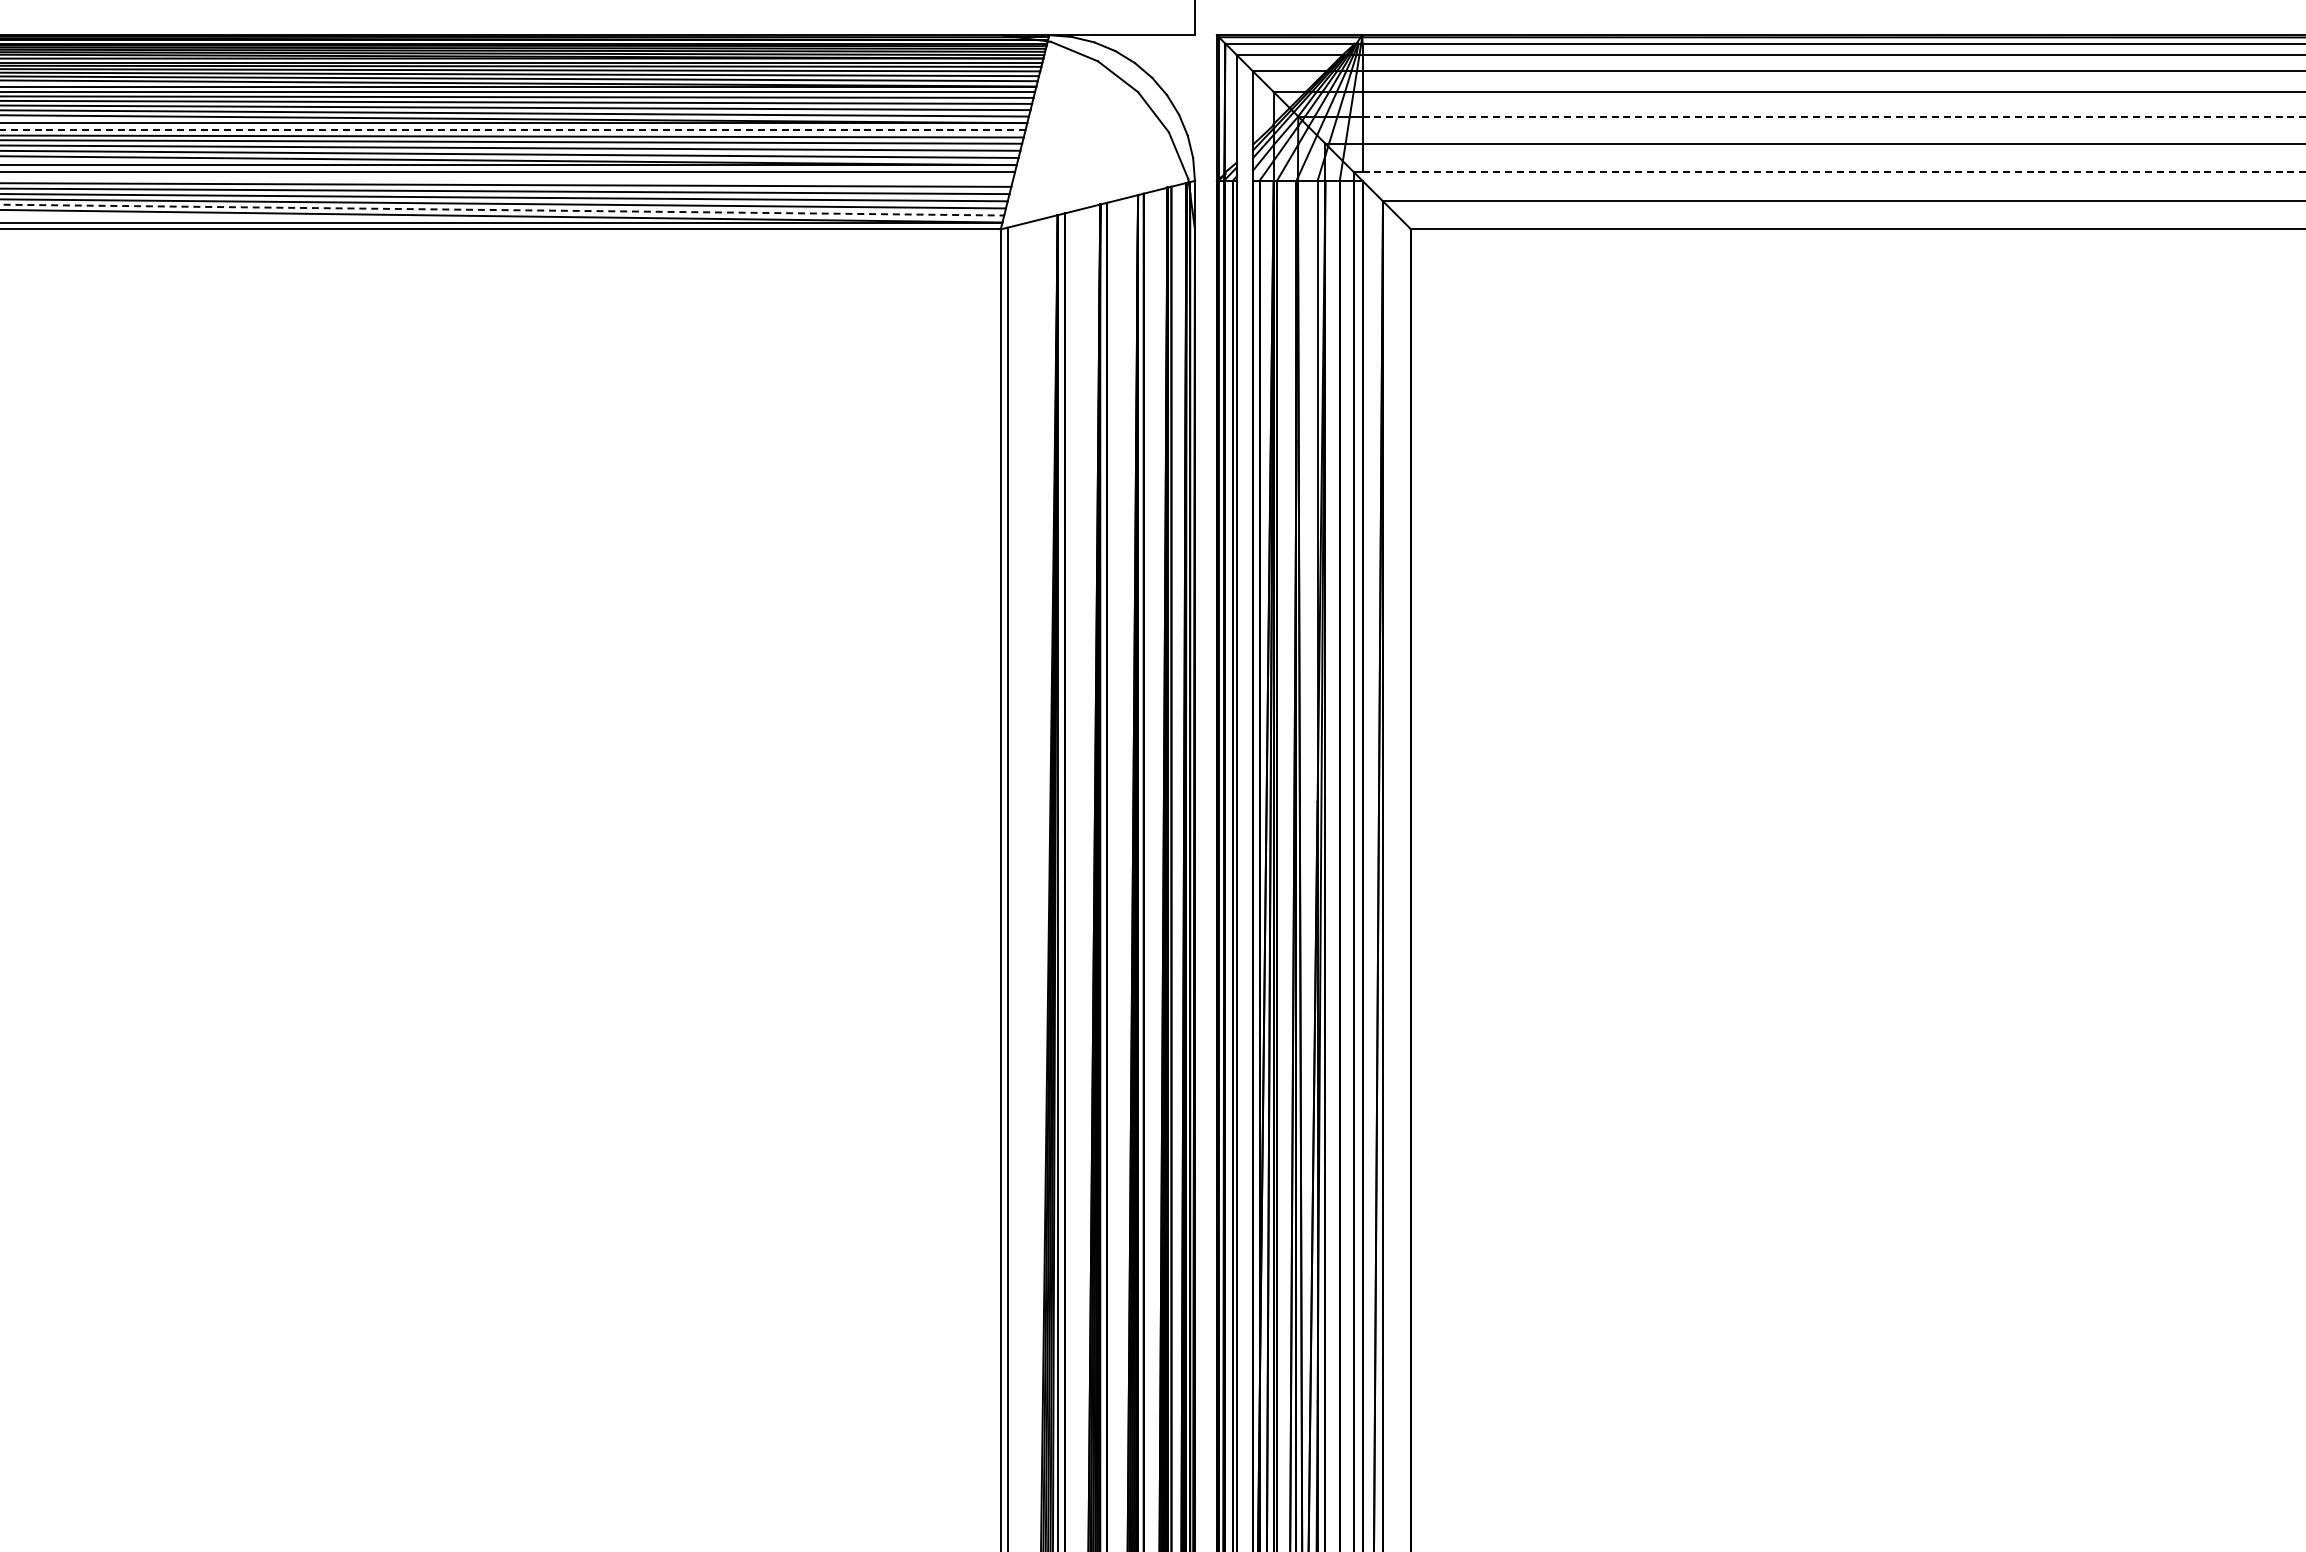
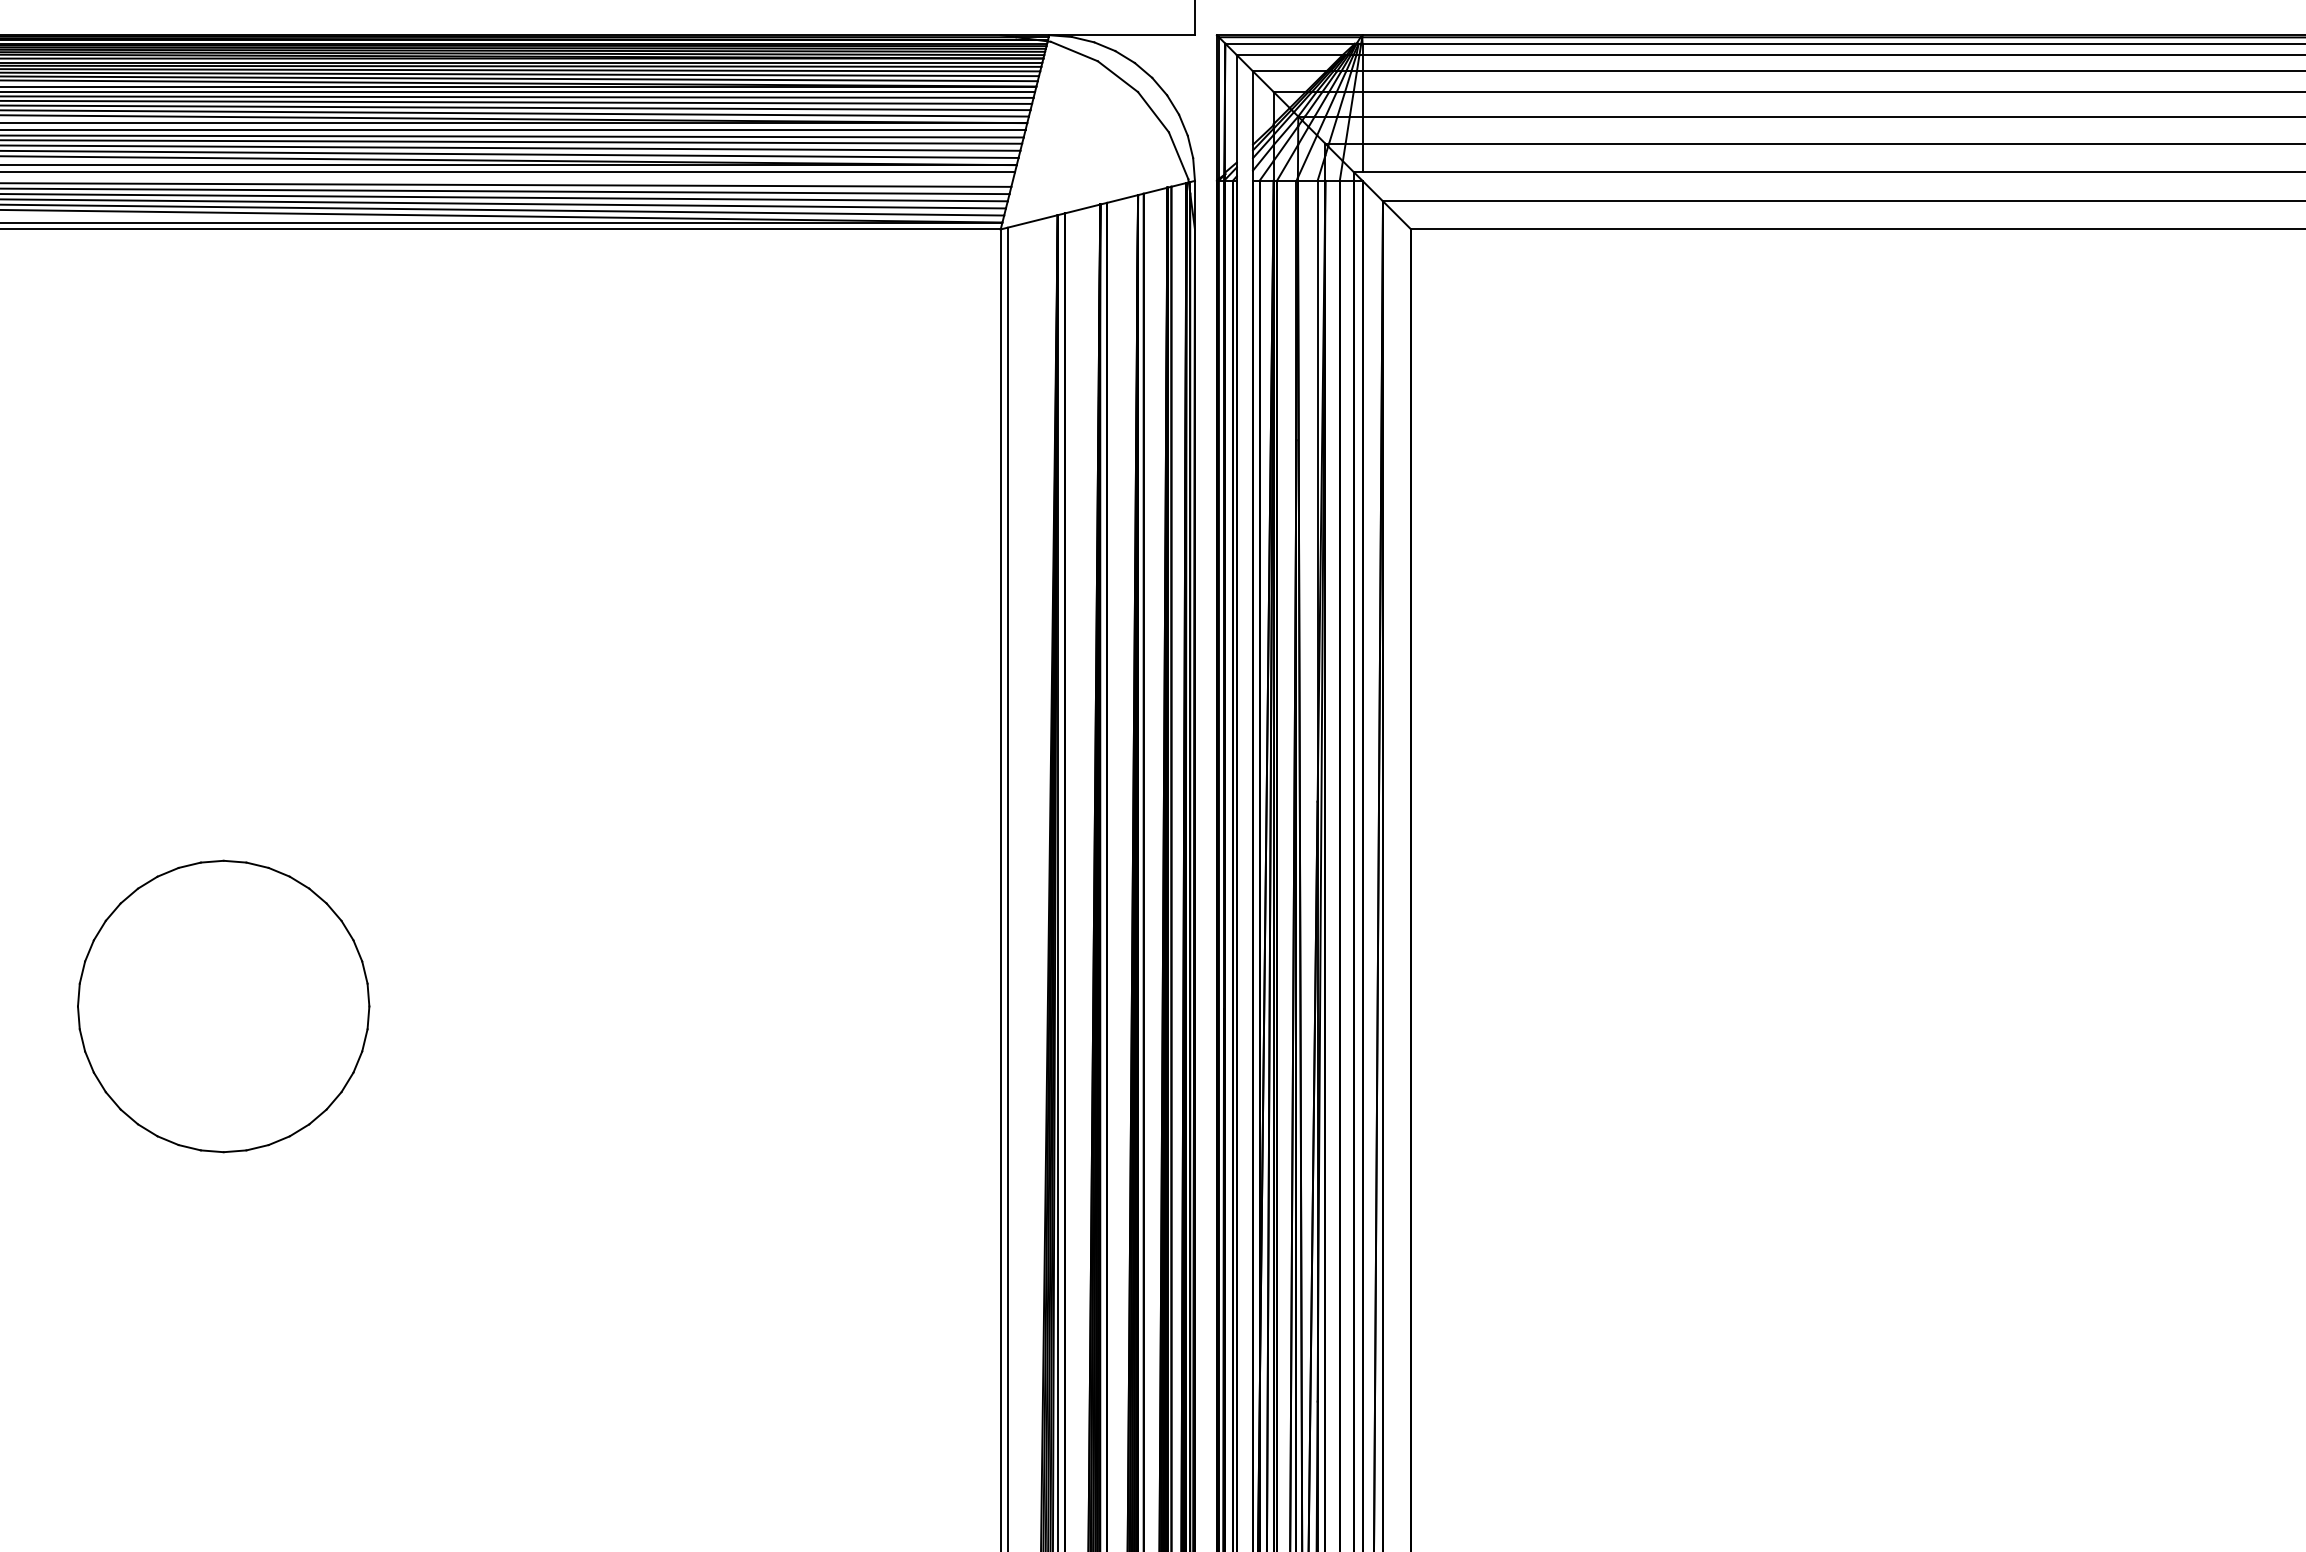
line: dashed -> solid (1834, 116)
line: dashed -> solid (512, 129)
line: dashed -> solid (1834, 172)
line: dashed -> solid (502, 210)
part: none -> present (223, 1006)
